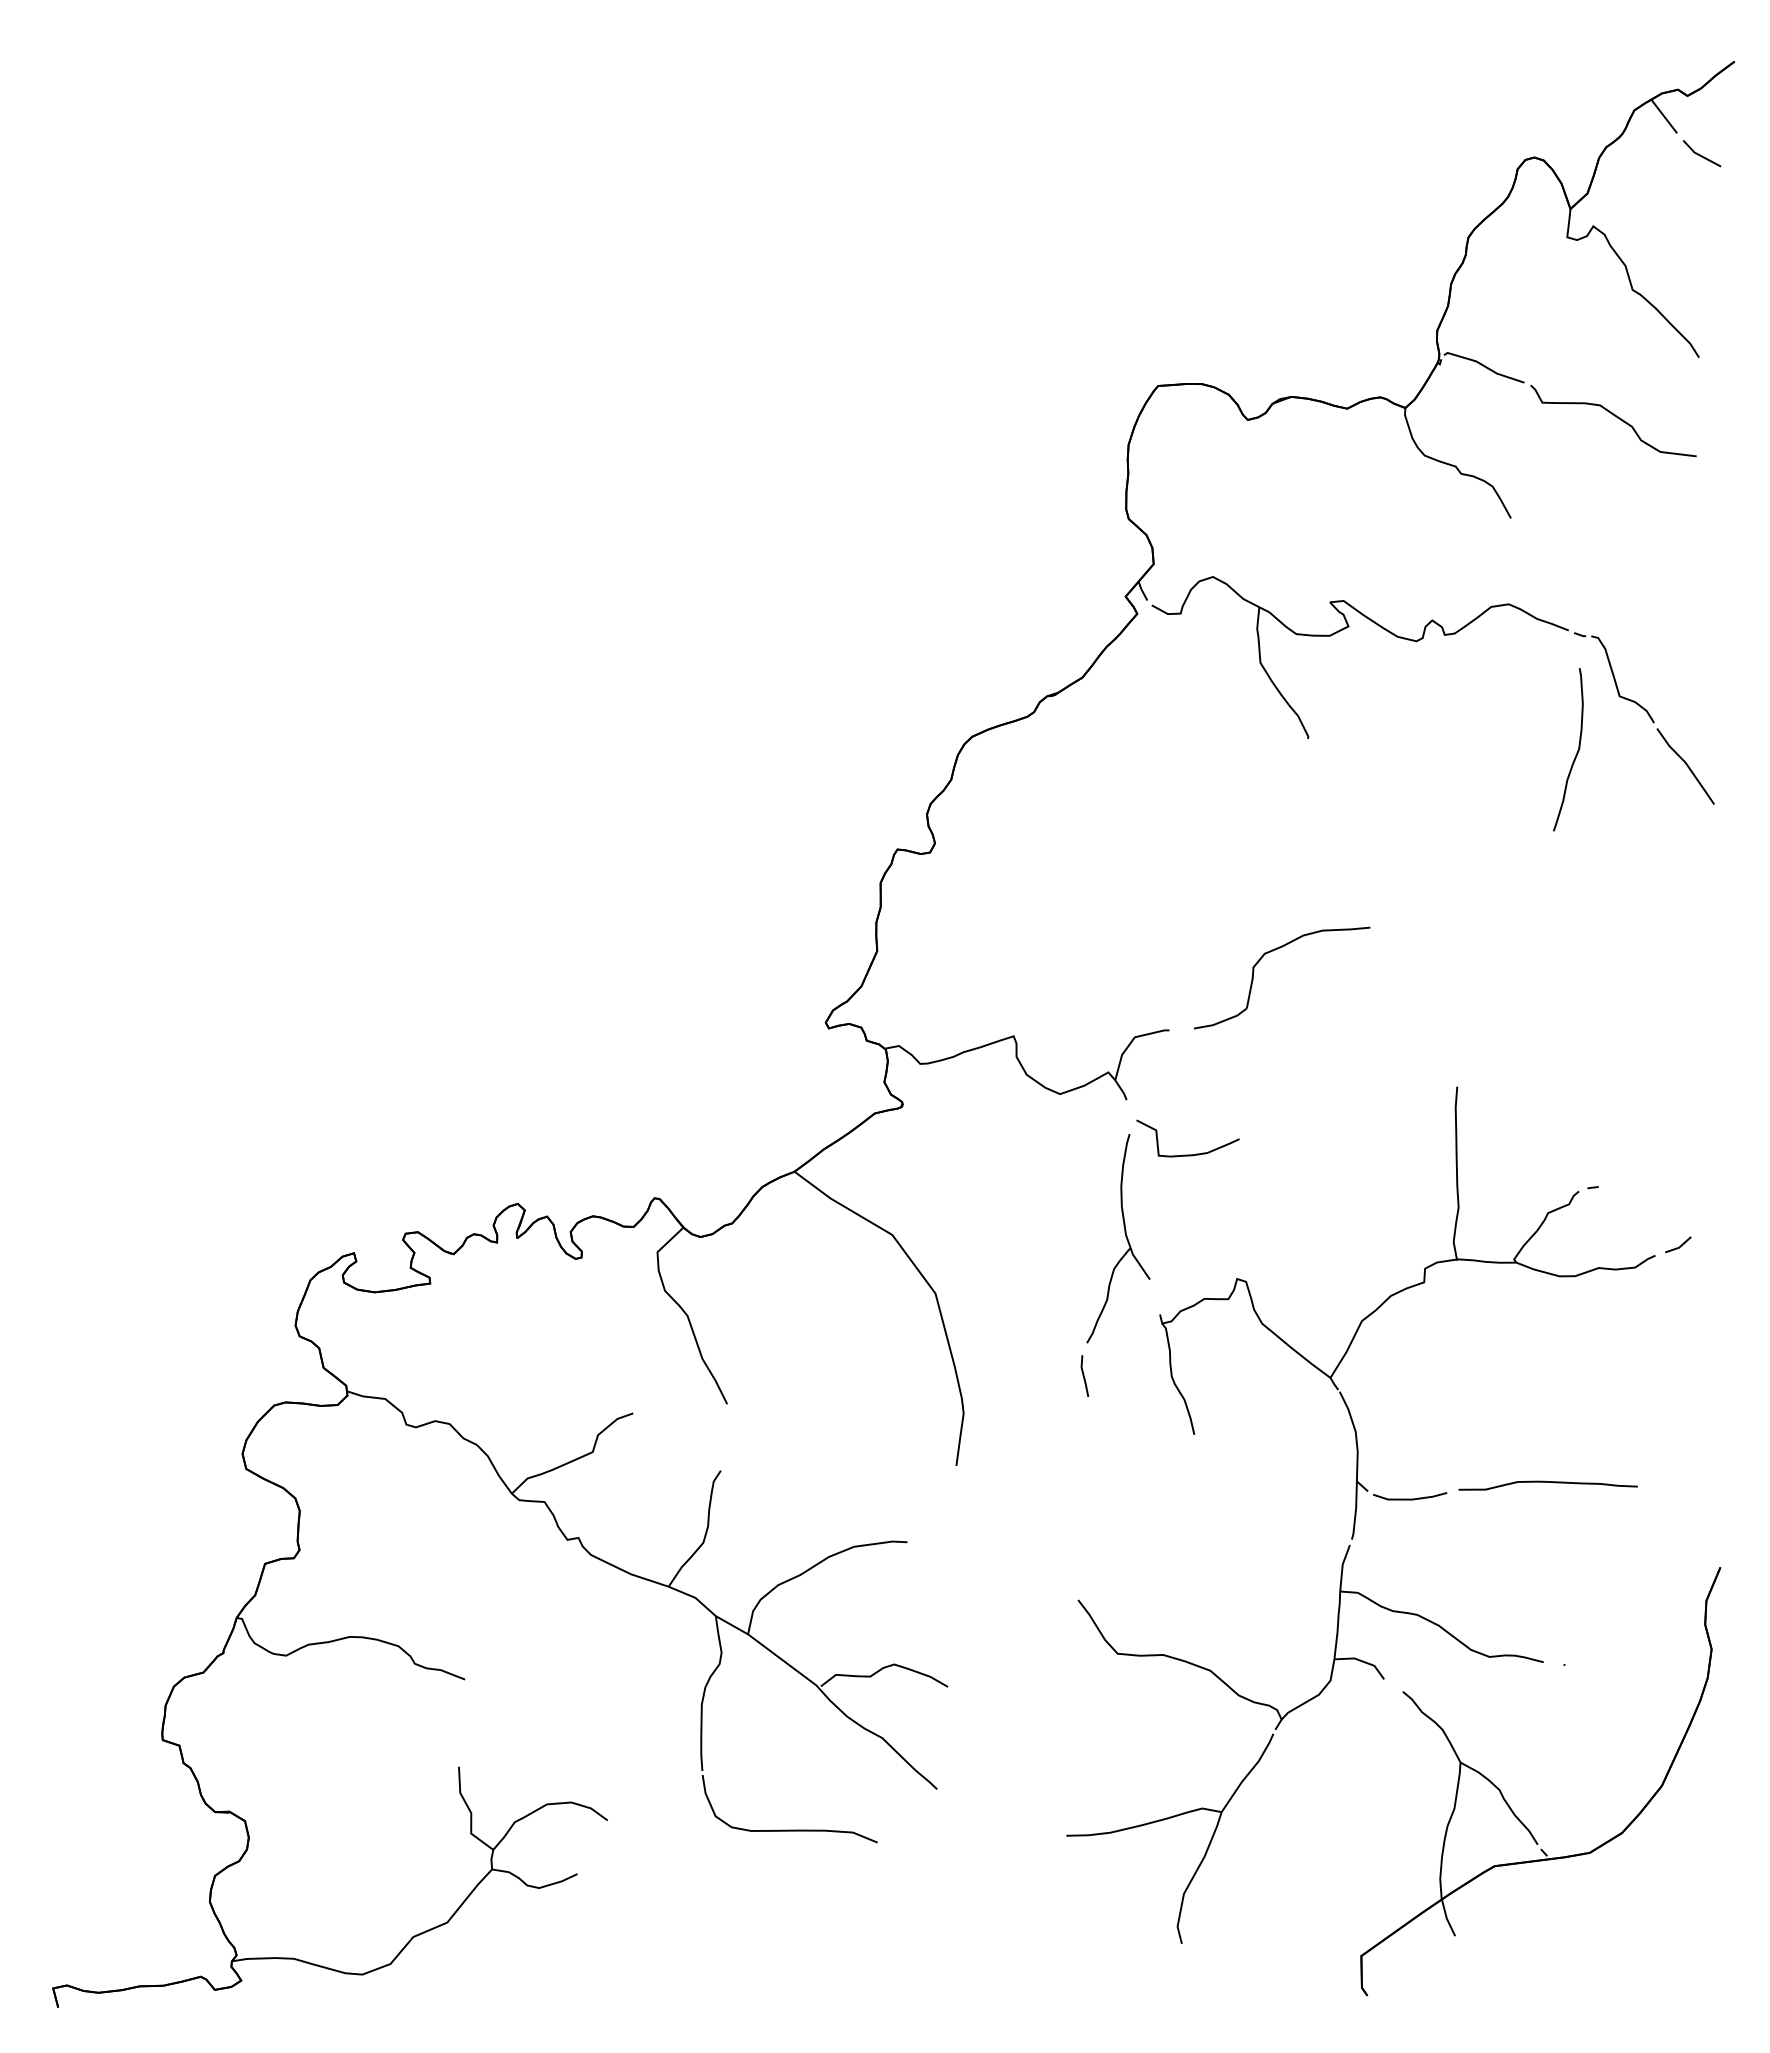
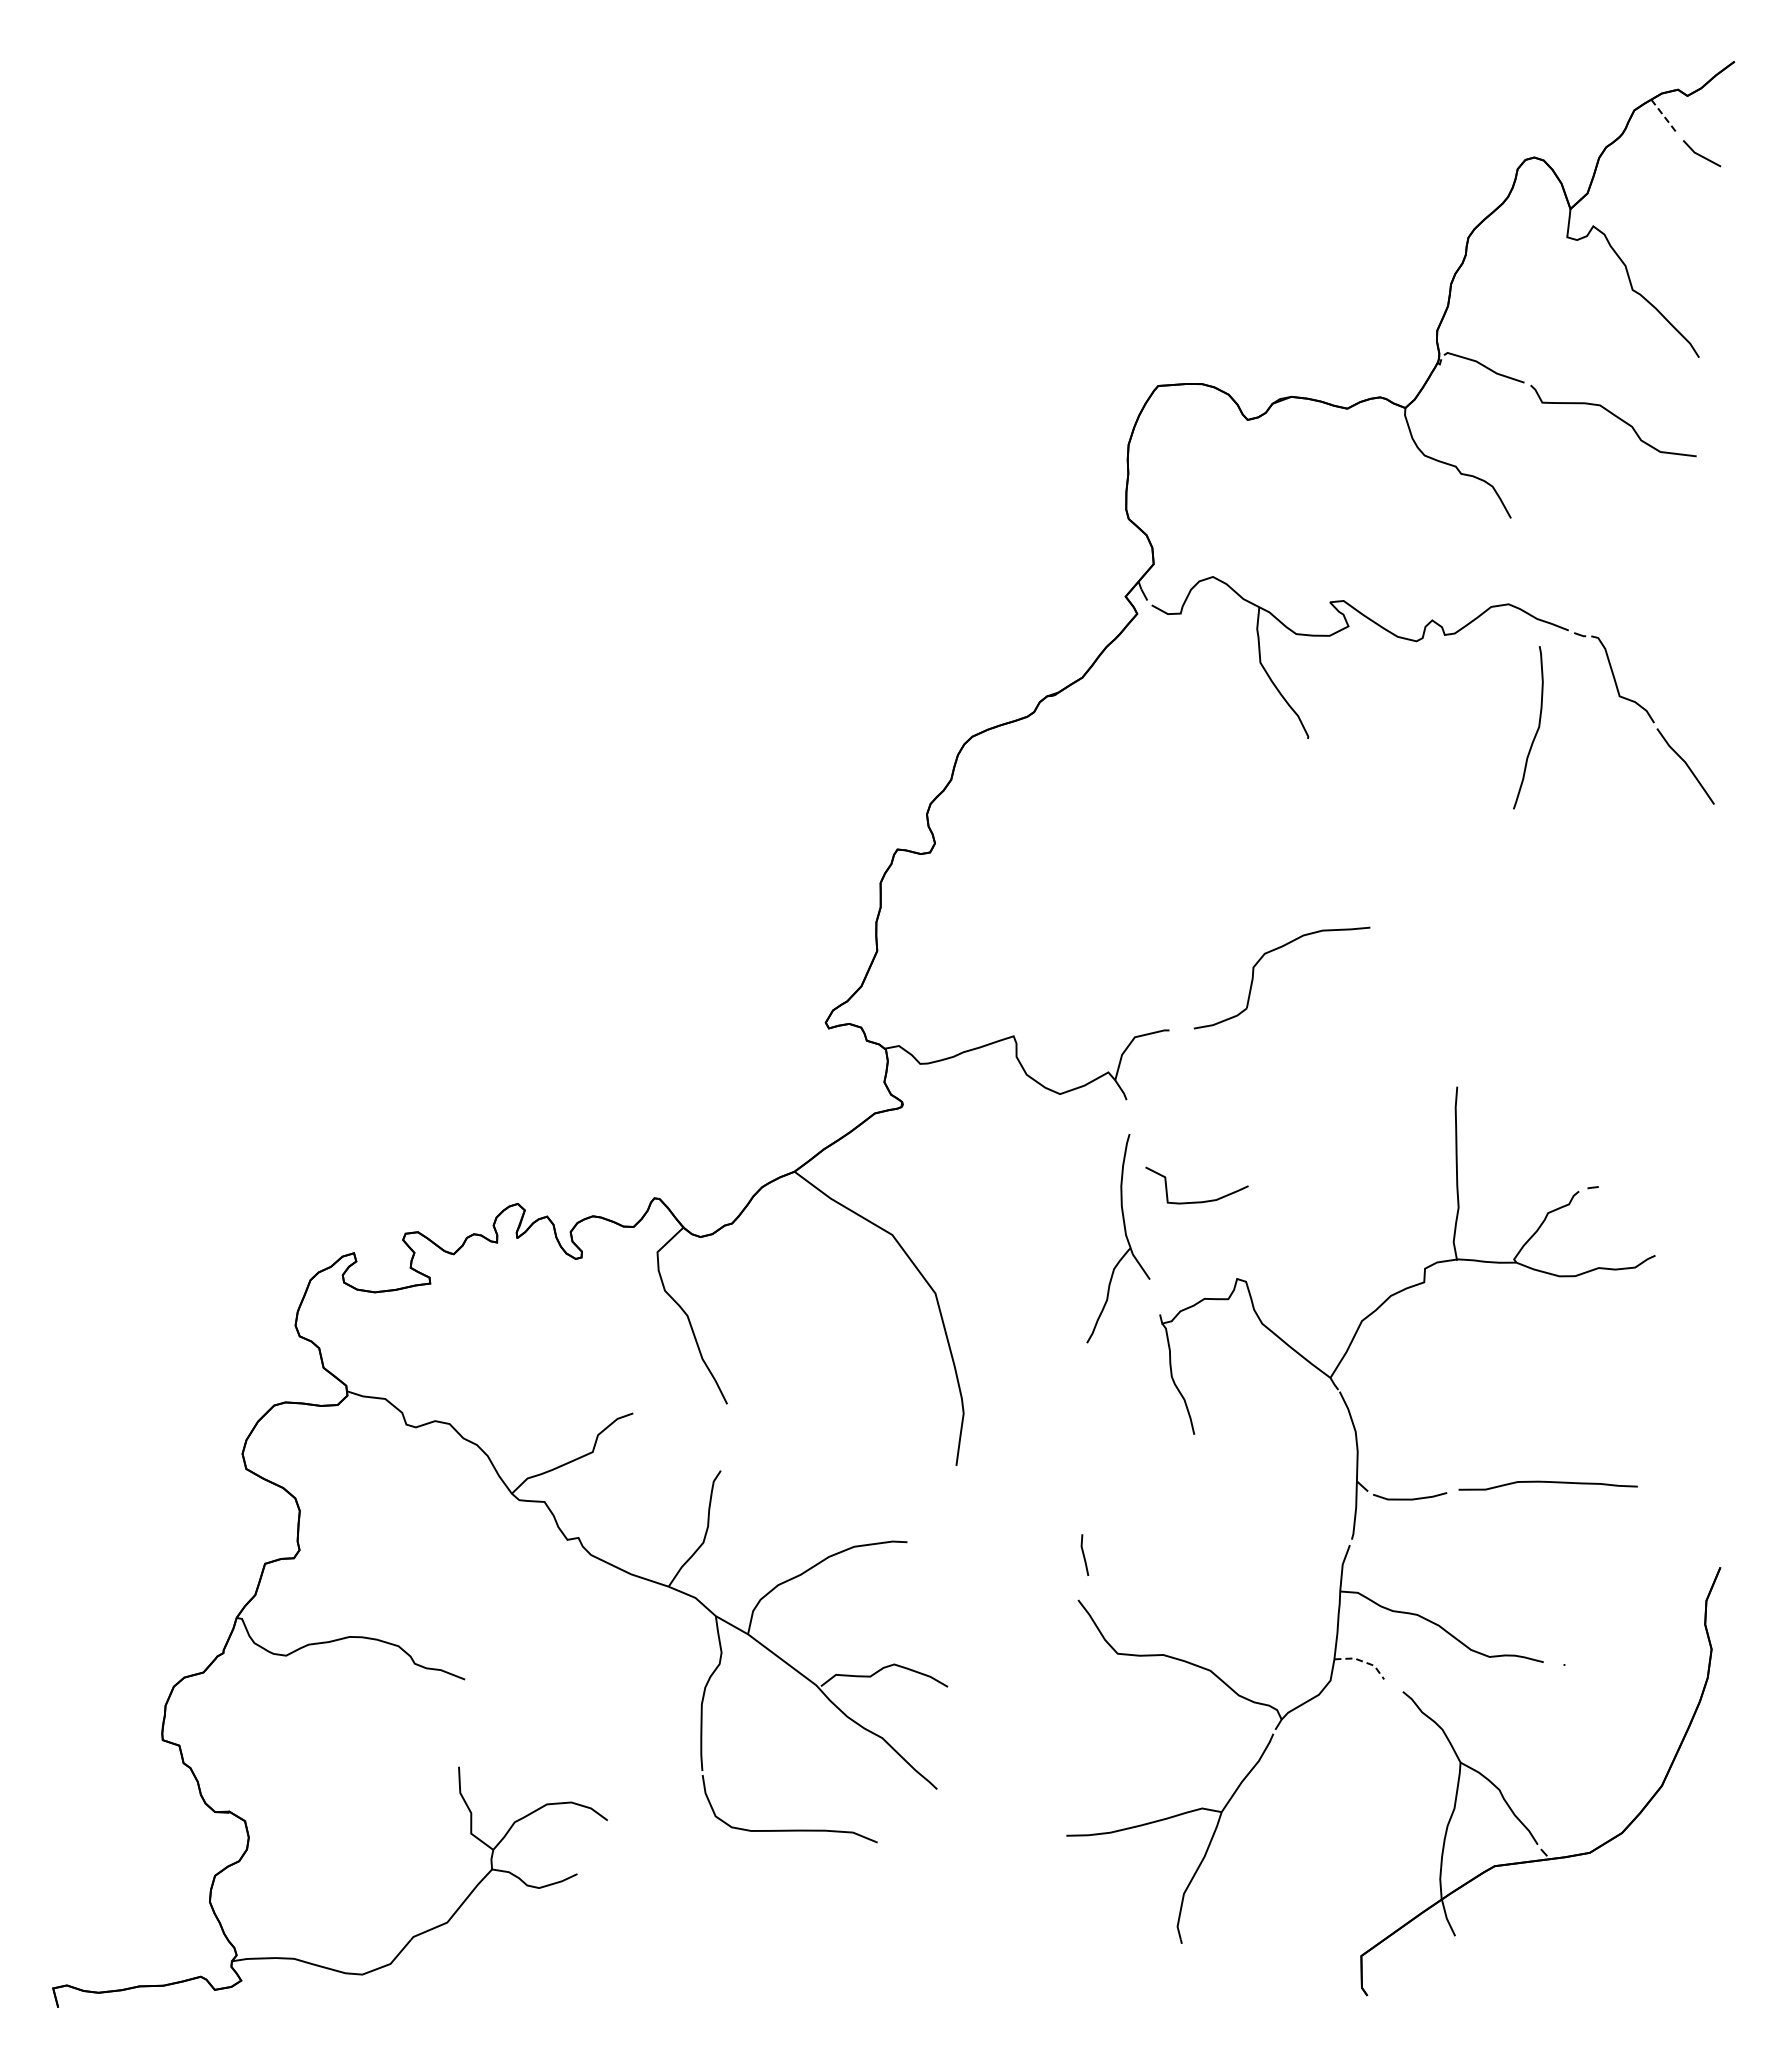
line: solid -> dashed (1664, 116)
curve position: (1576, 752) -> (1536, 730) (1536, 730)
curve position: (1187, 1154) -> (1196, 1201) (1196, 1201)
line: present -> none (1678, 1246)
line position: (1084, 1375) -> (1084, 1554) (1084, 1554)
line: solid -> dashed (1362, 1661)
